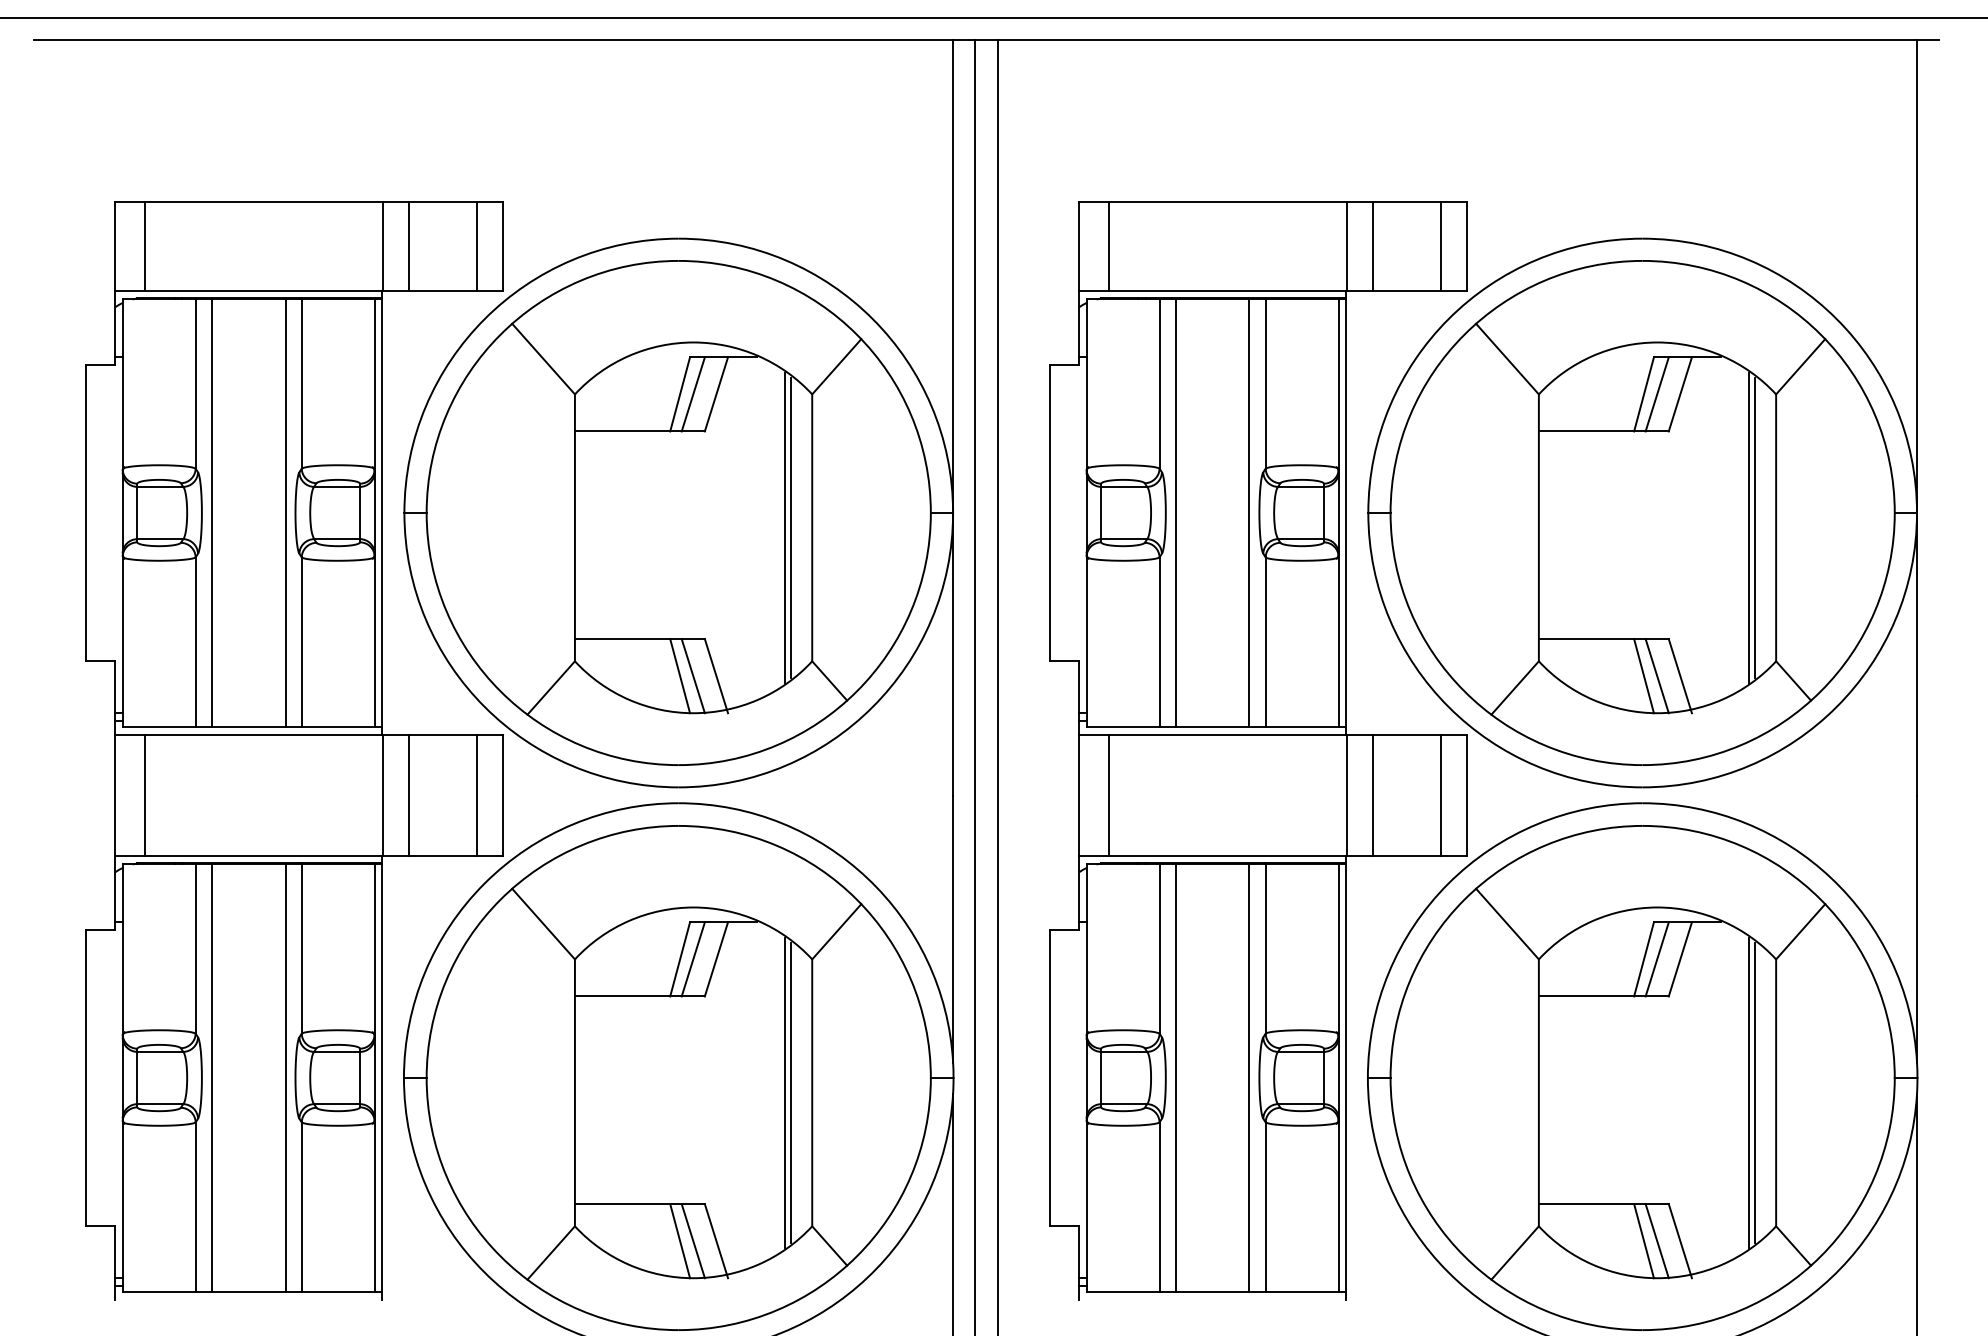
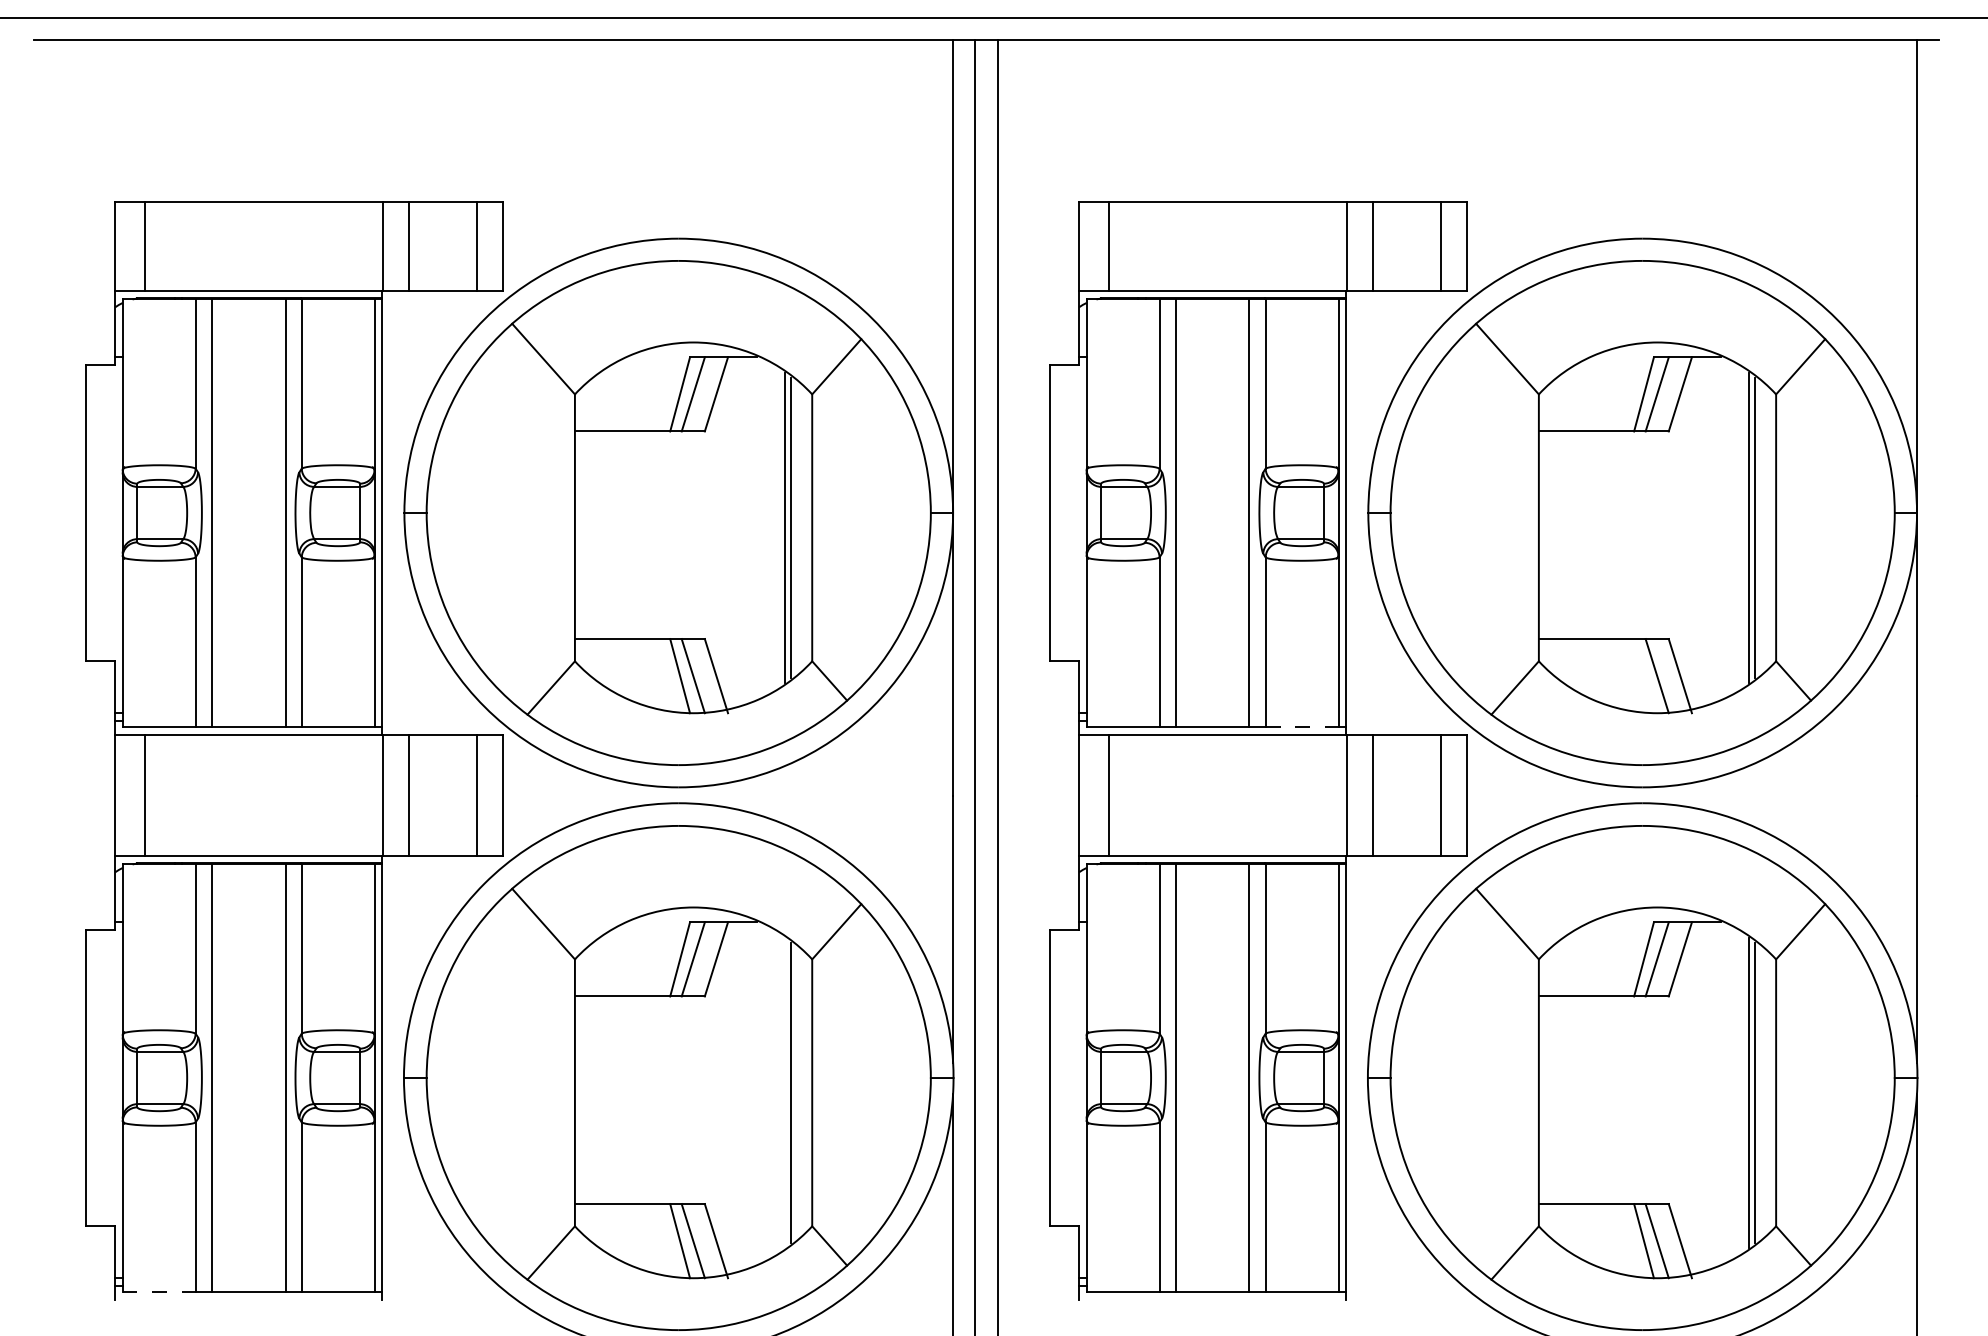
line: present -> none (1643, 676)
line: solid -> dashed (1302, 726)
line: present -> none (784, 1093)
line: solid -> dashed (159, 1291)
